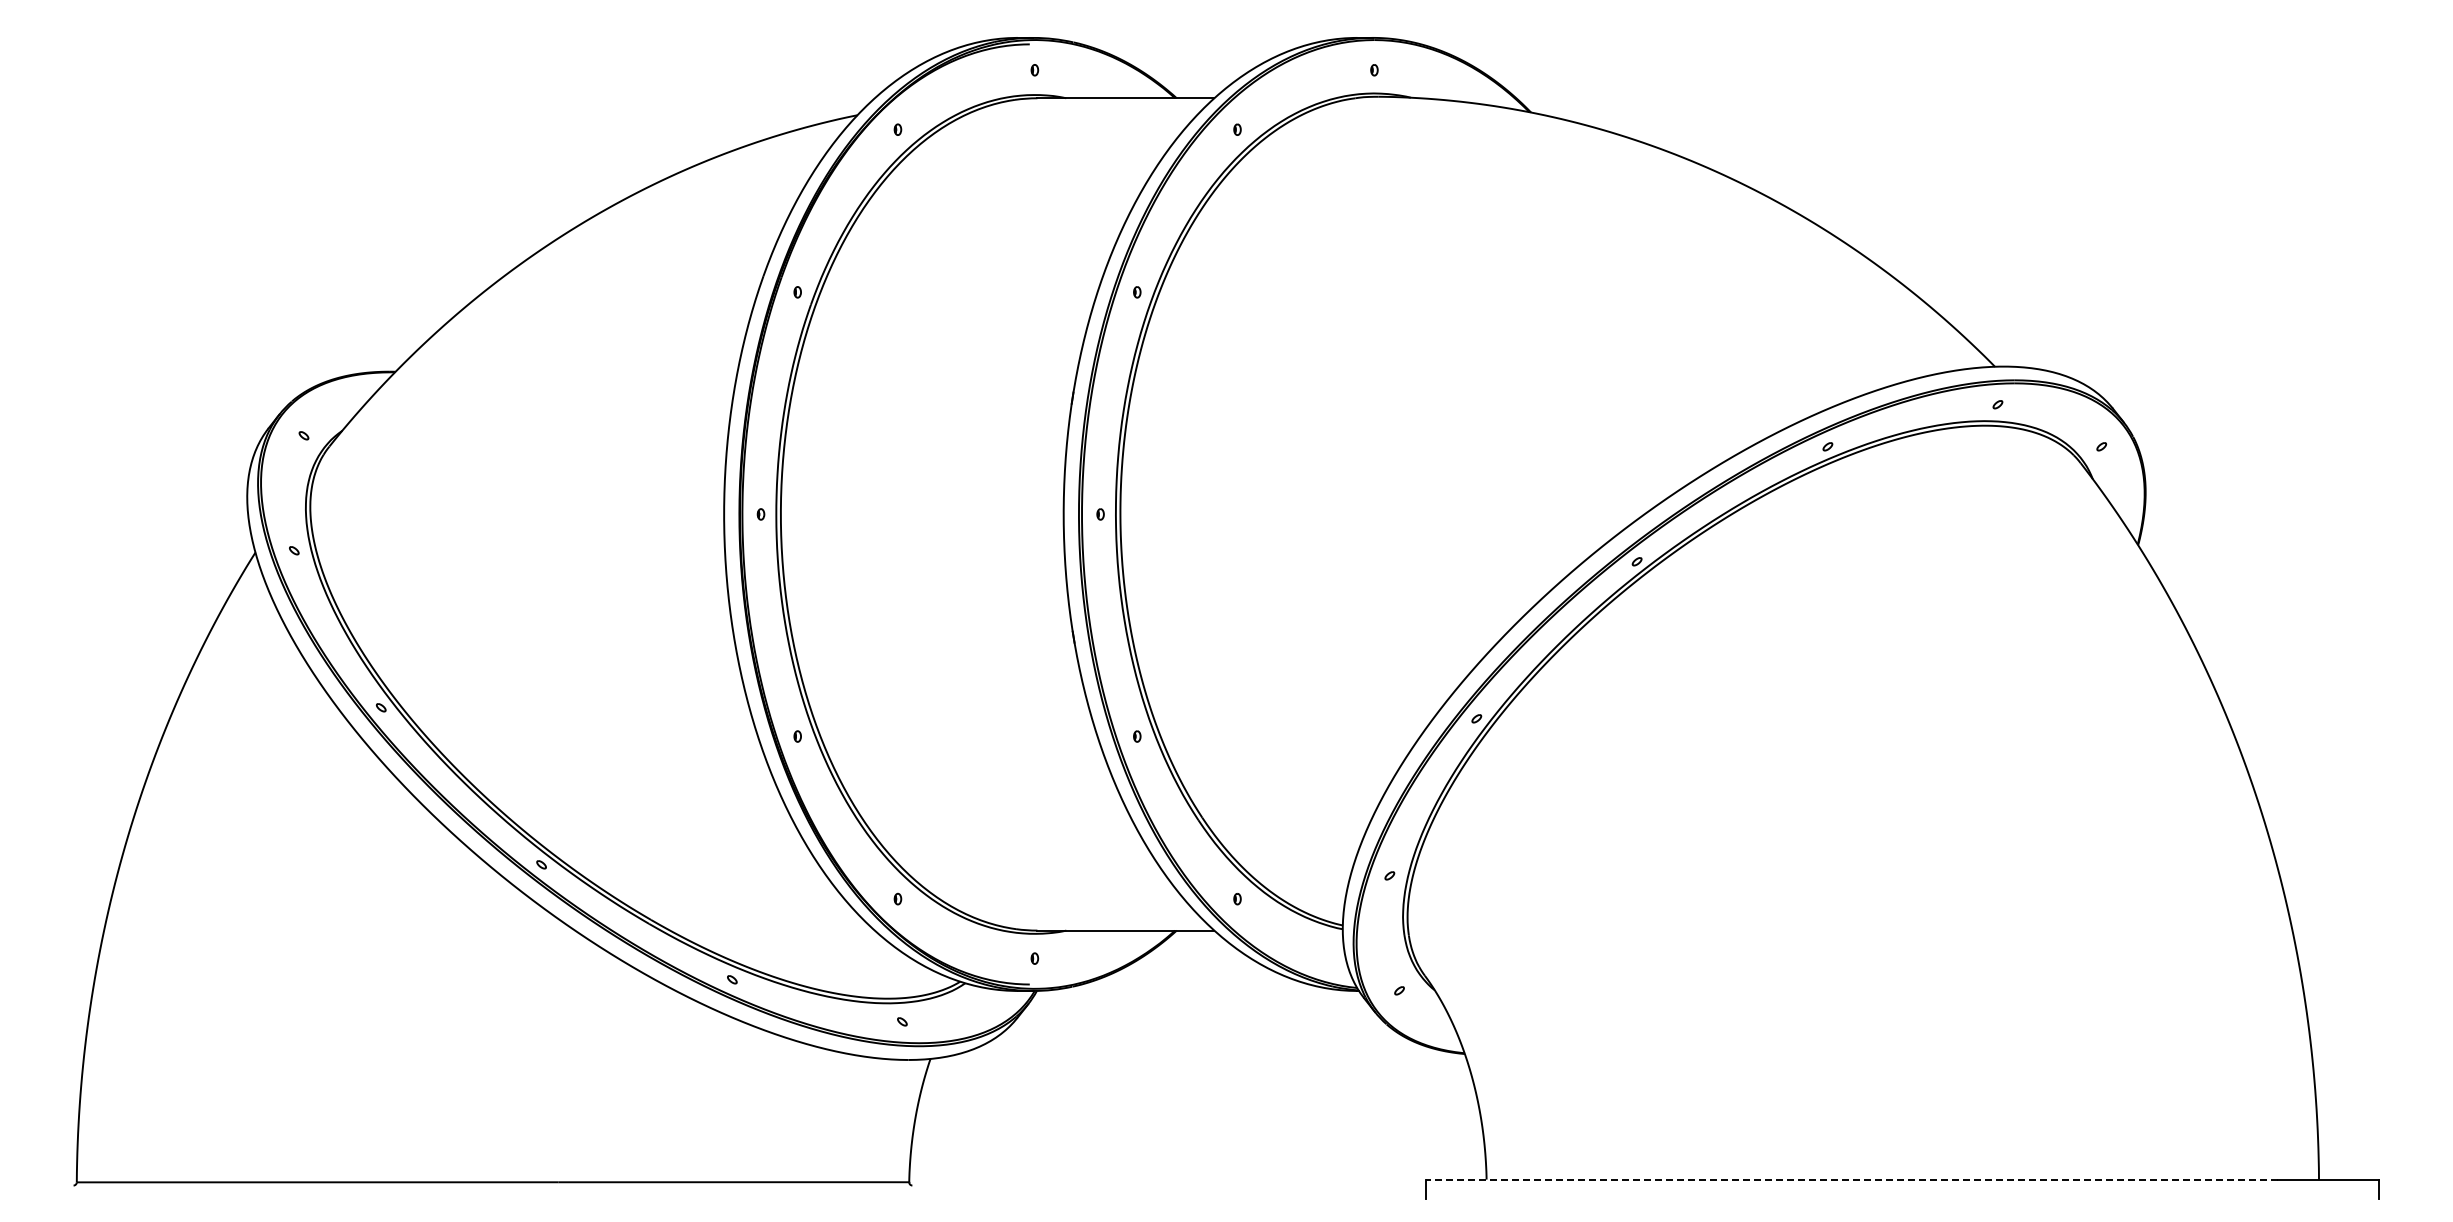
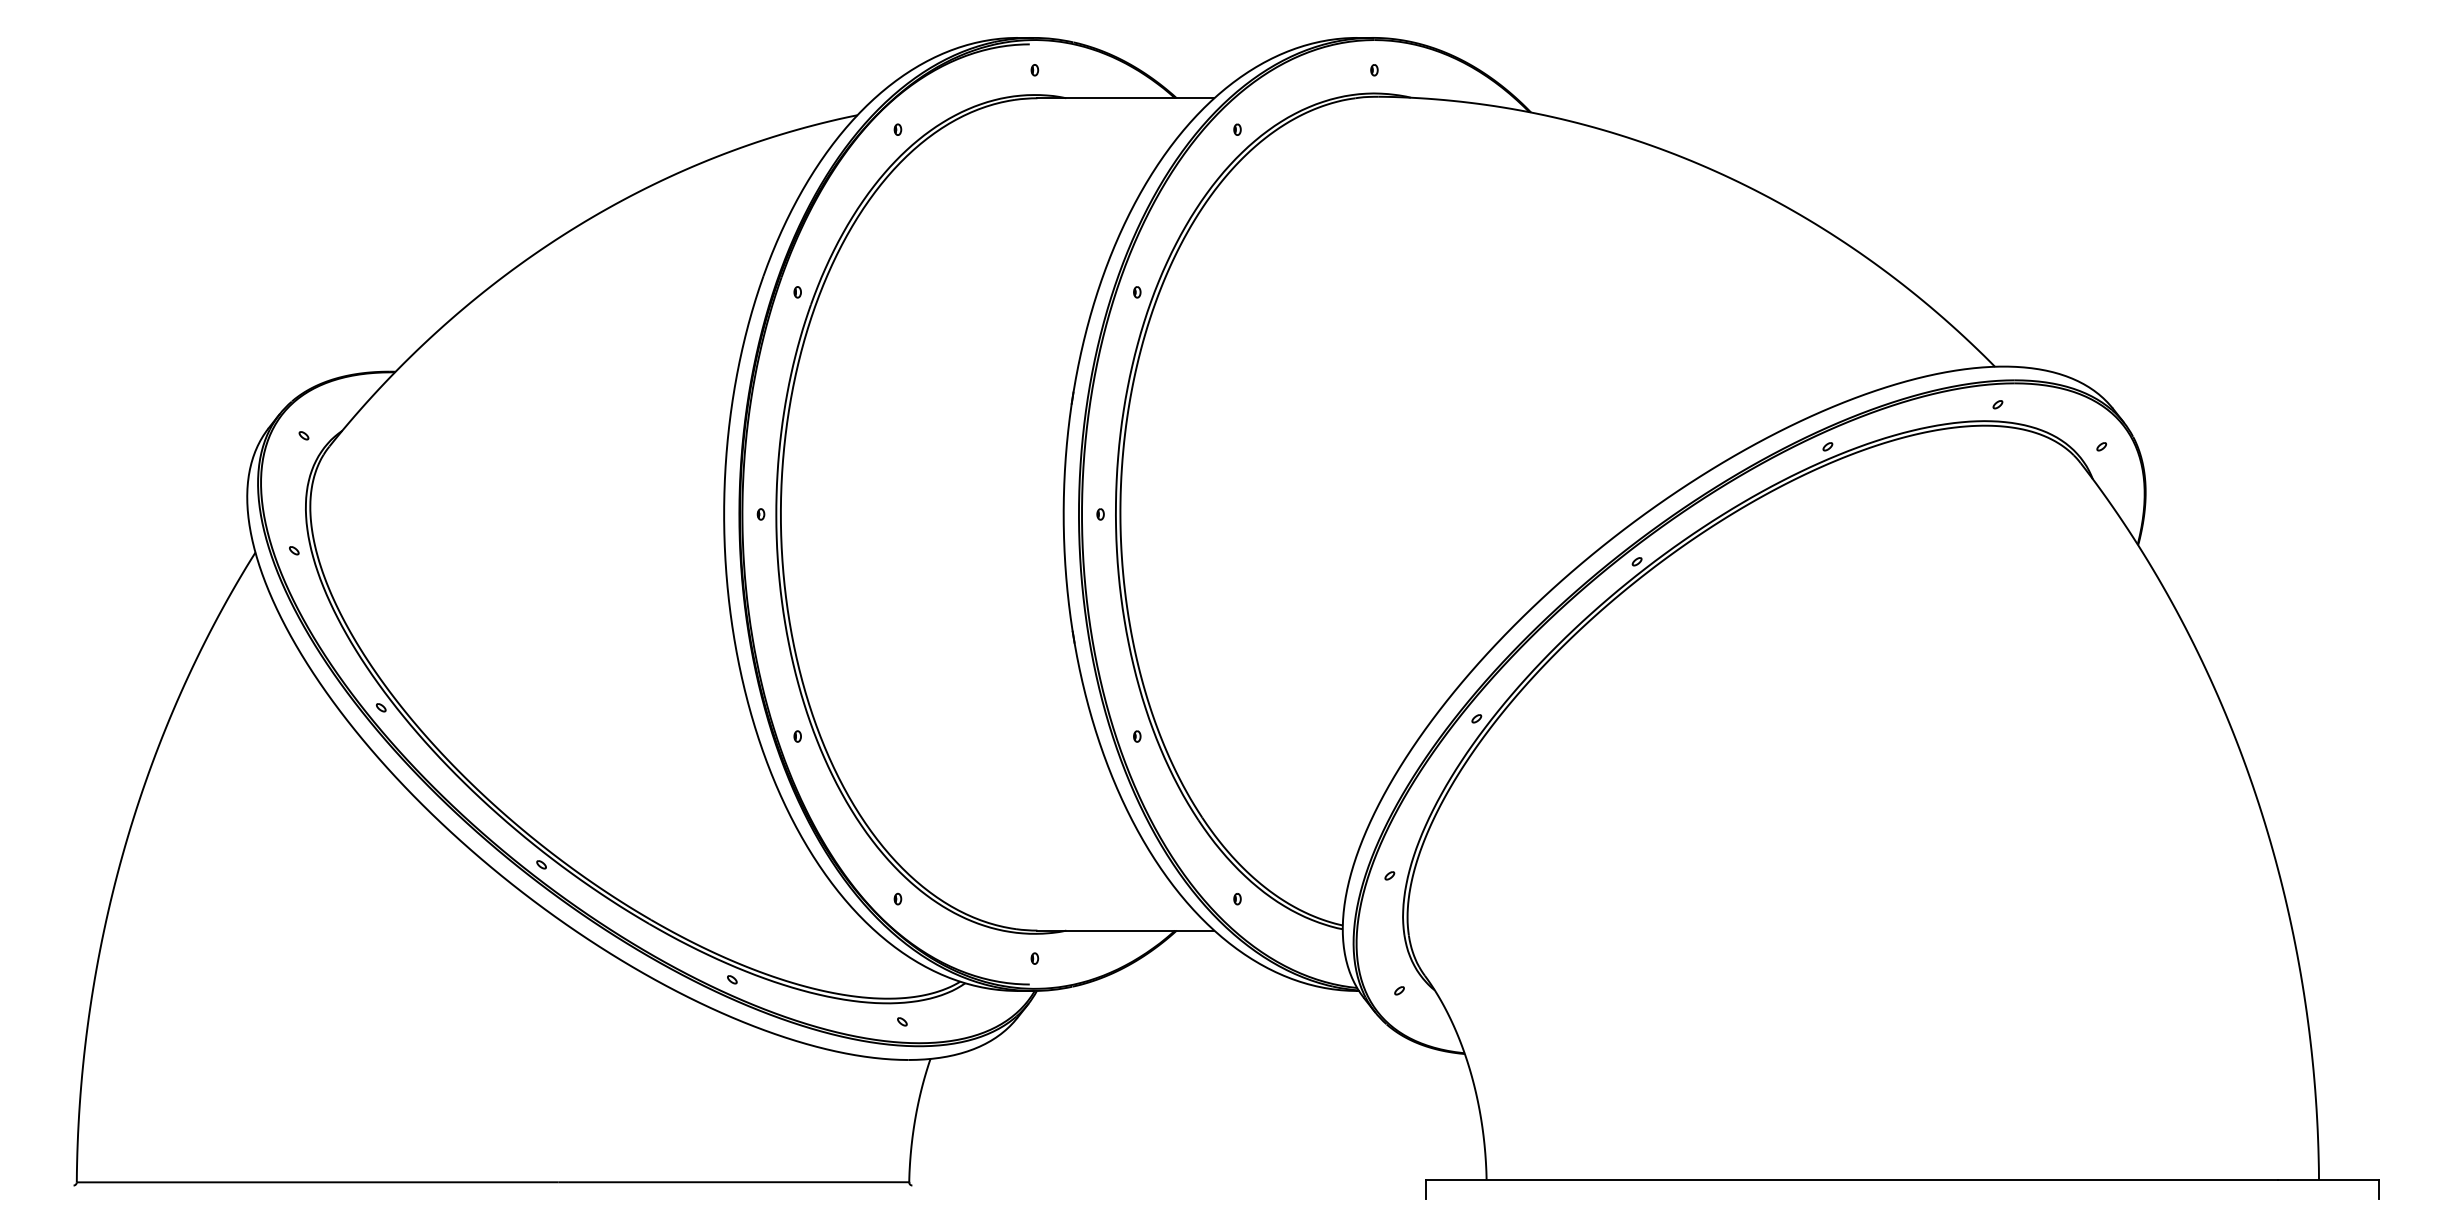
line: dashed -> solid (1852, 1179)
